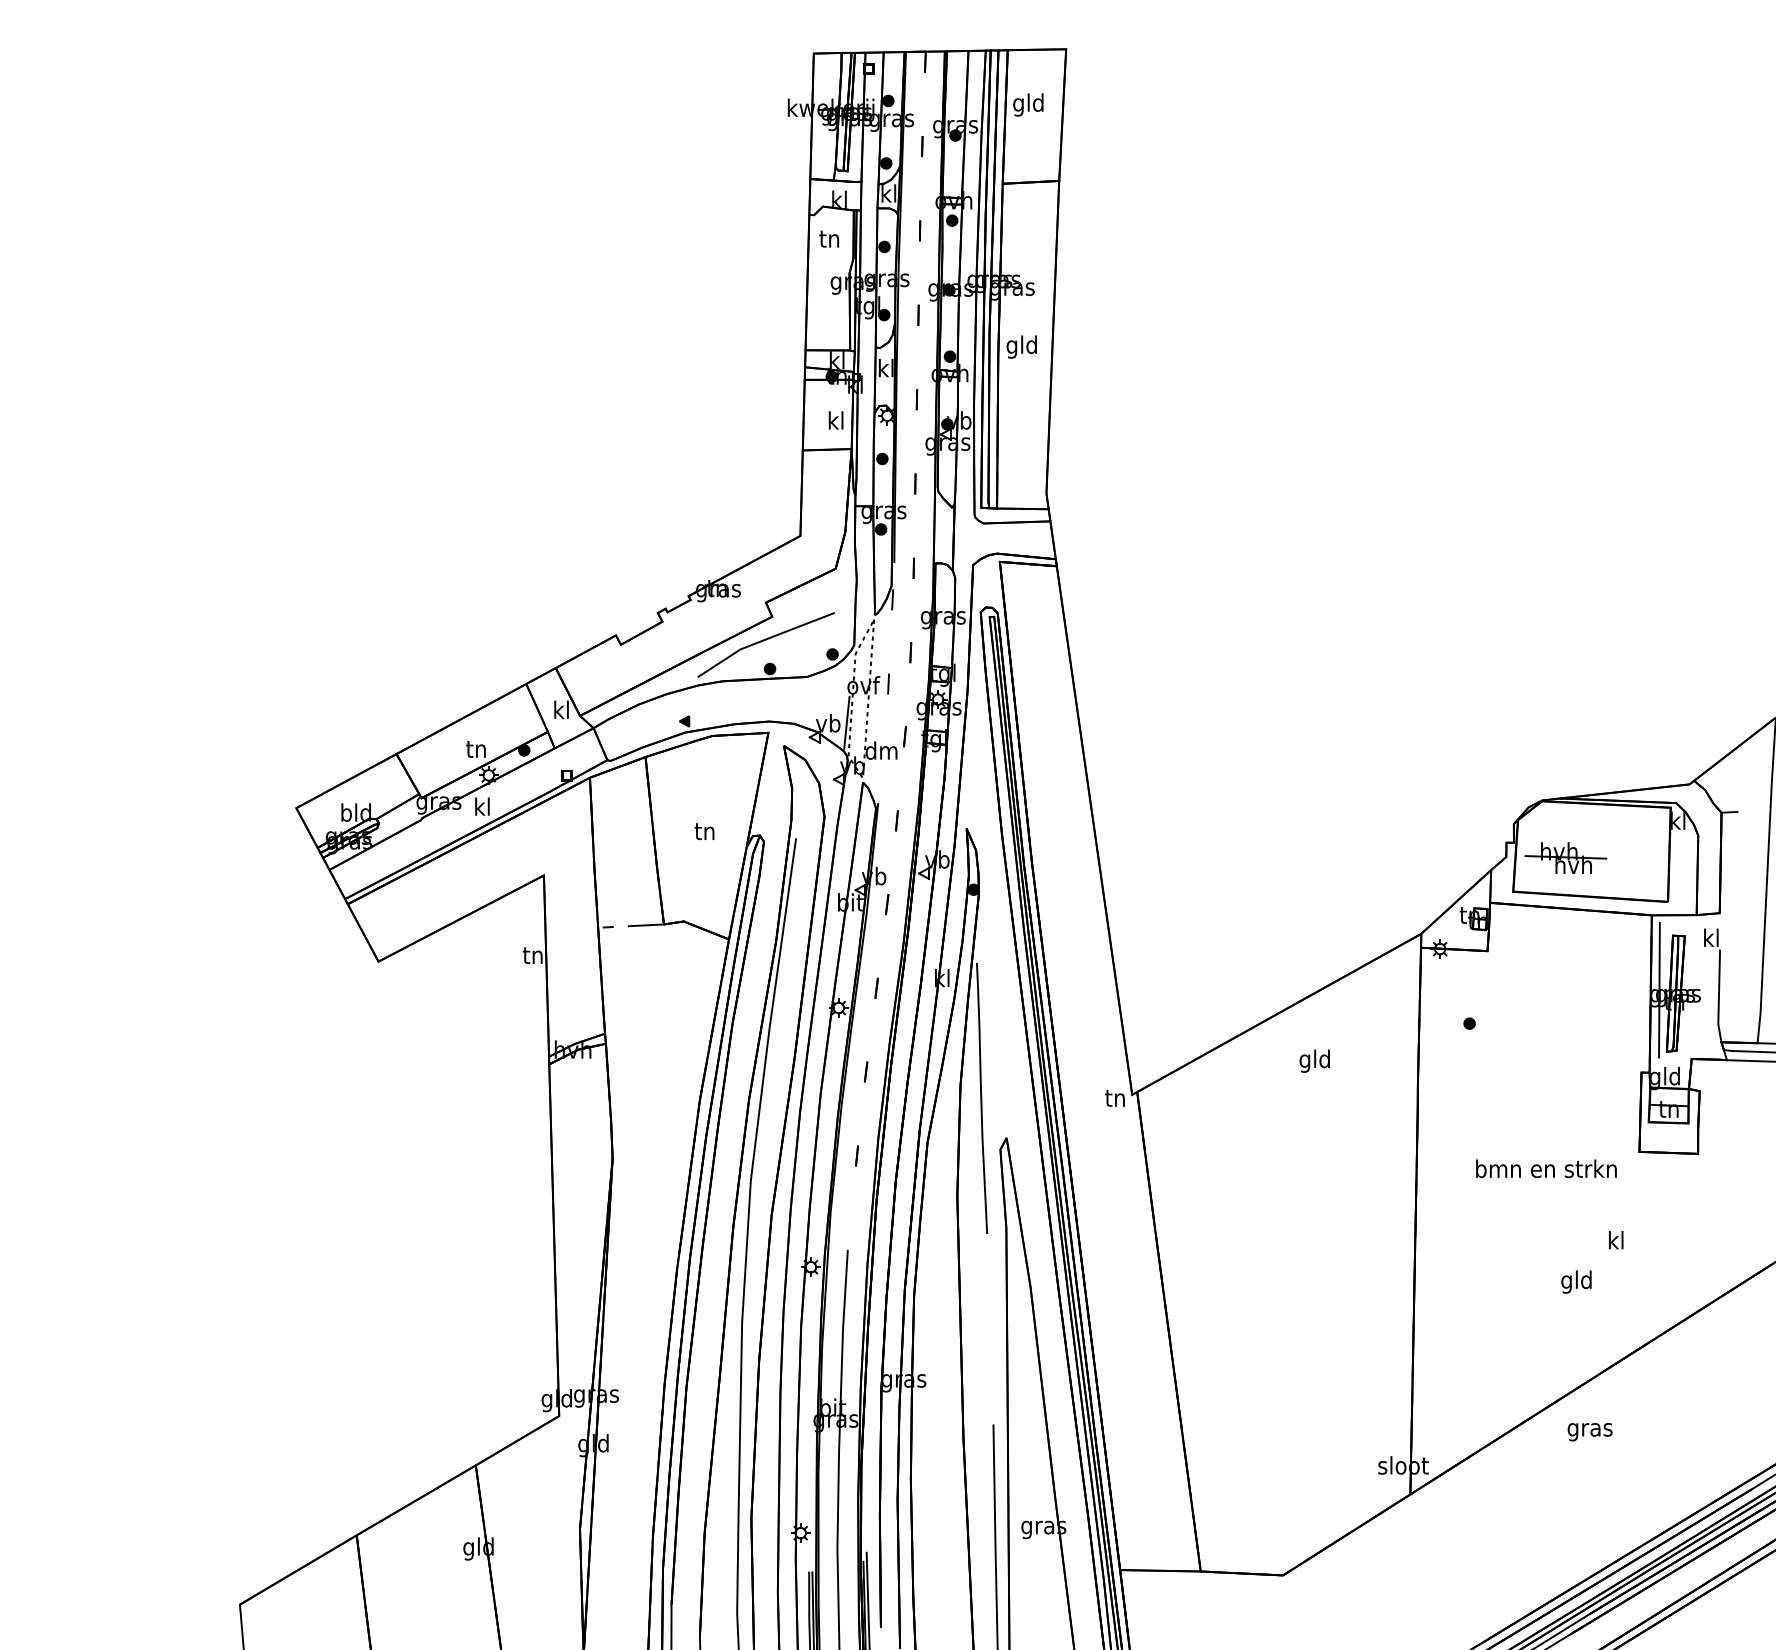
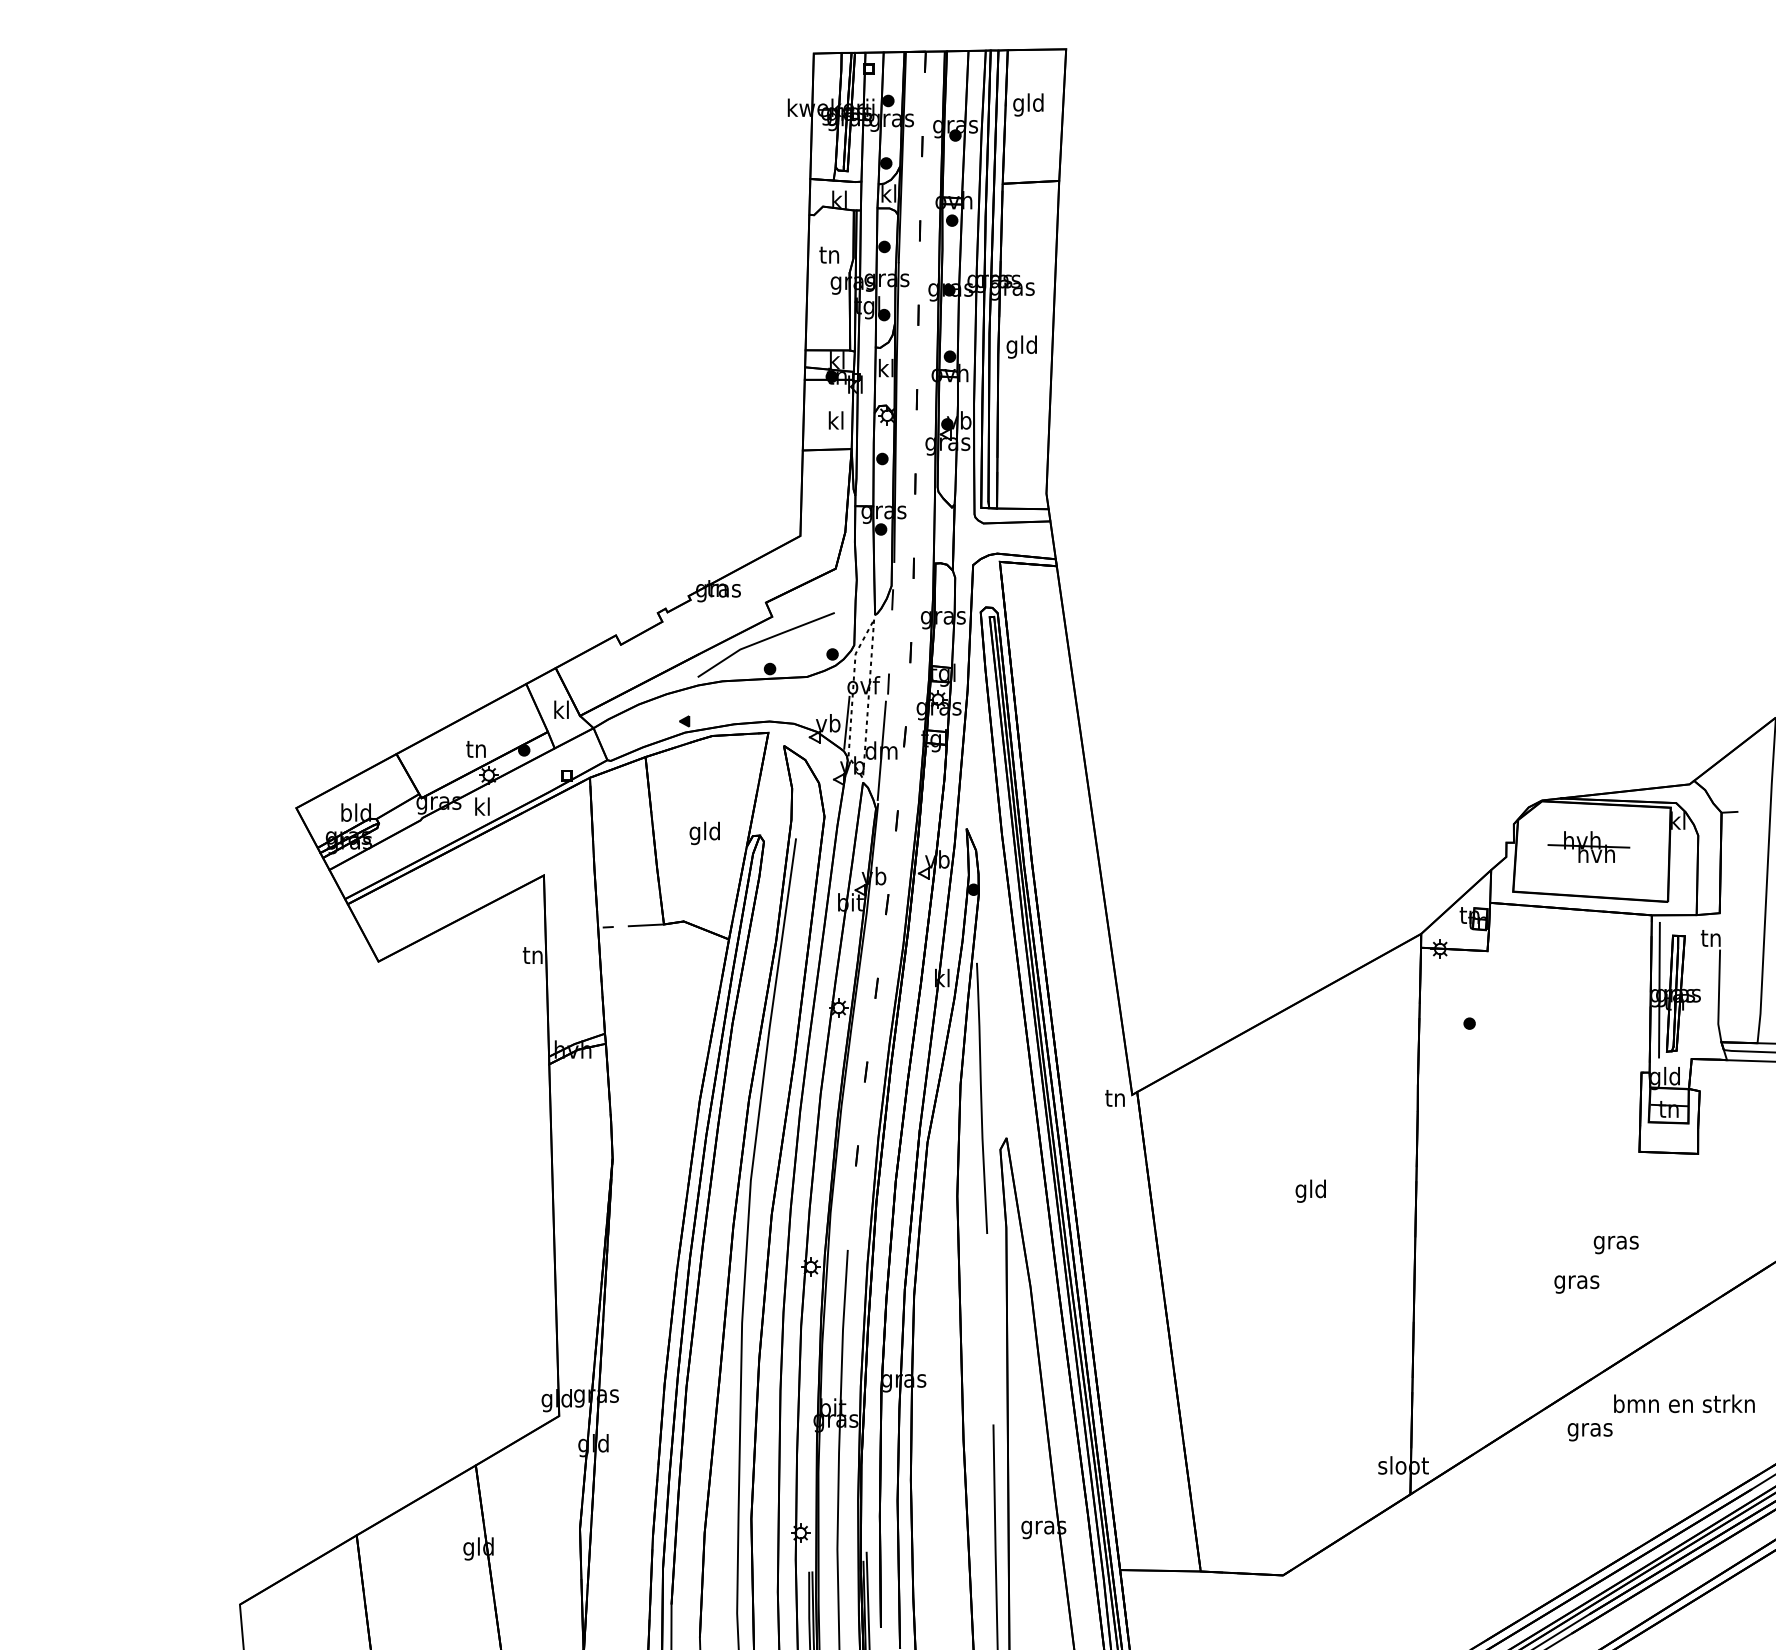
text position: (829, 238) -> (829, 254) (829, 254)
line: none -> present (881, 750)
text: tn -> gld (704, 833)
part position: (1565, 857) -> (1588, 846) (1588, 846)
text: kl -> tn (1710, 937)
text position: (1314, 1060) -> (1310, 1190) (1310, 1190)
text position: (1546, 1168) -> (1684, 1403) (1684, 1403)
text: kl -> gras (1615, 1242)
text: gld -> gras (1576, 1281)
